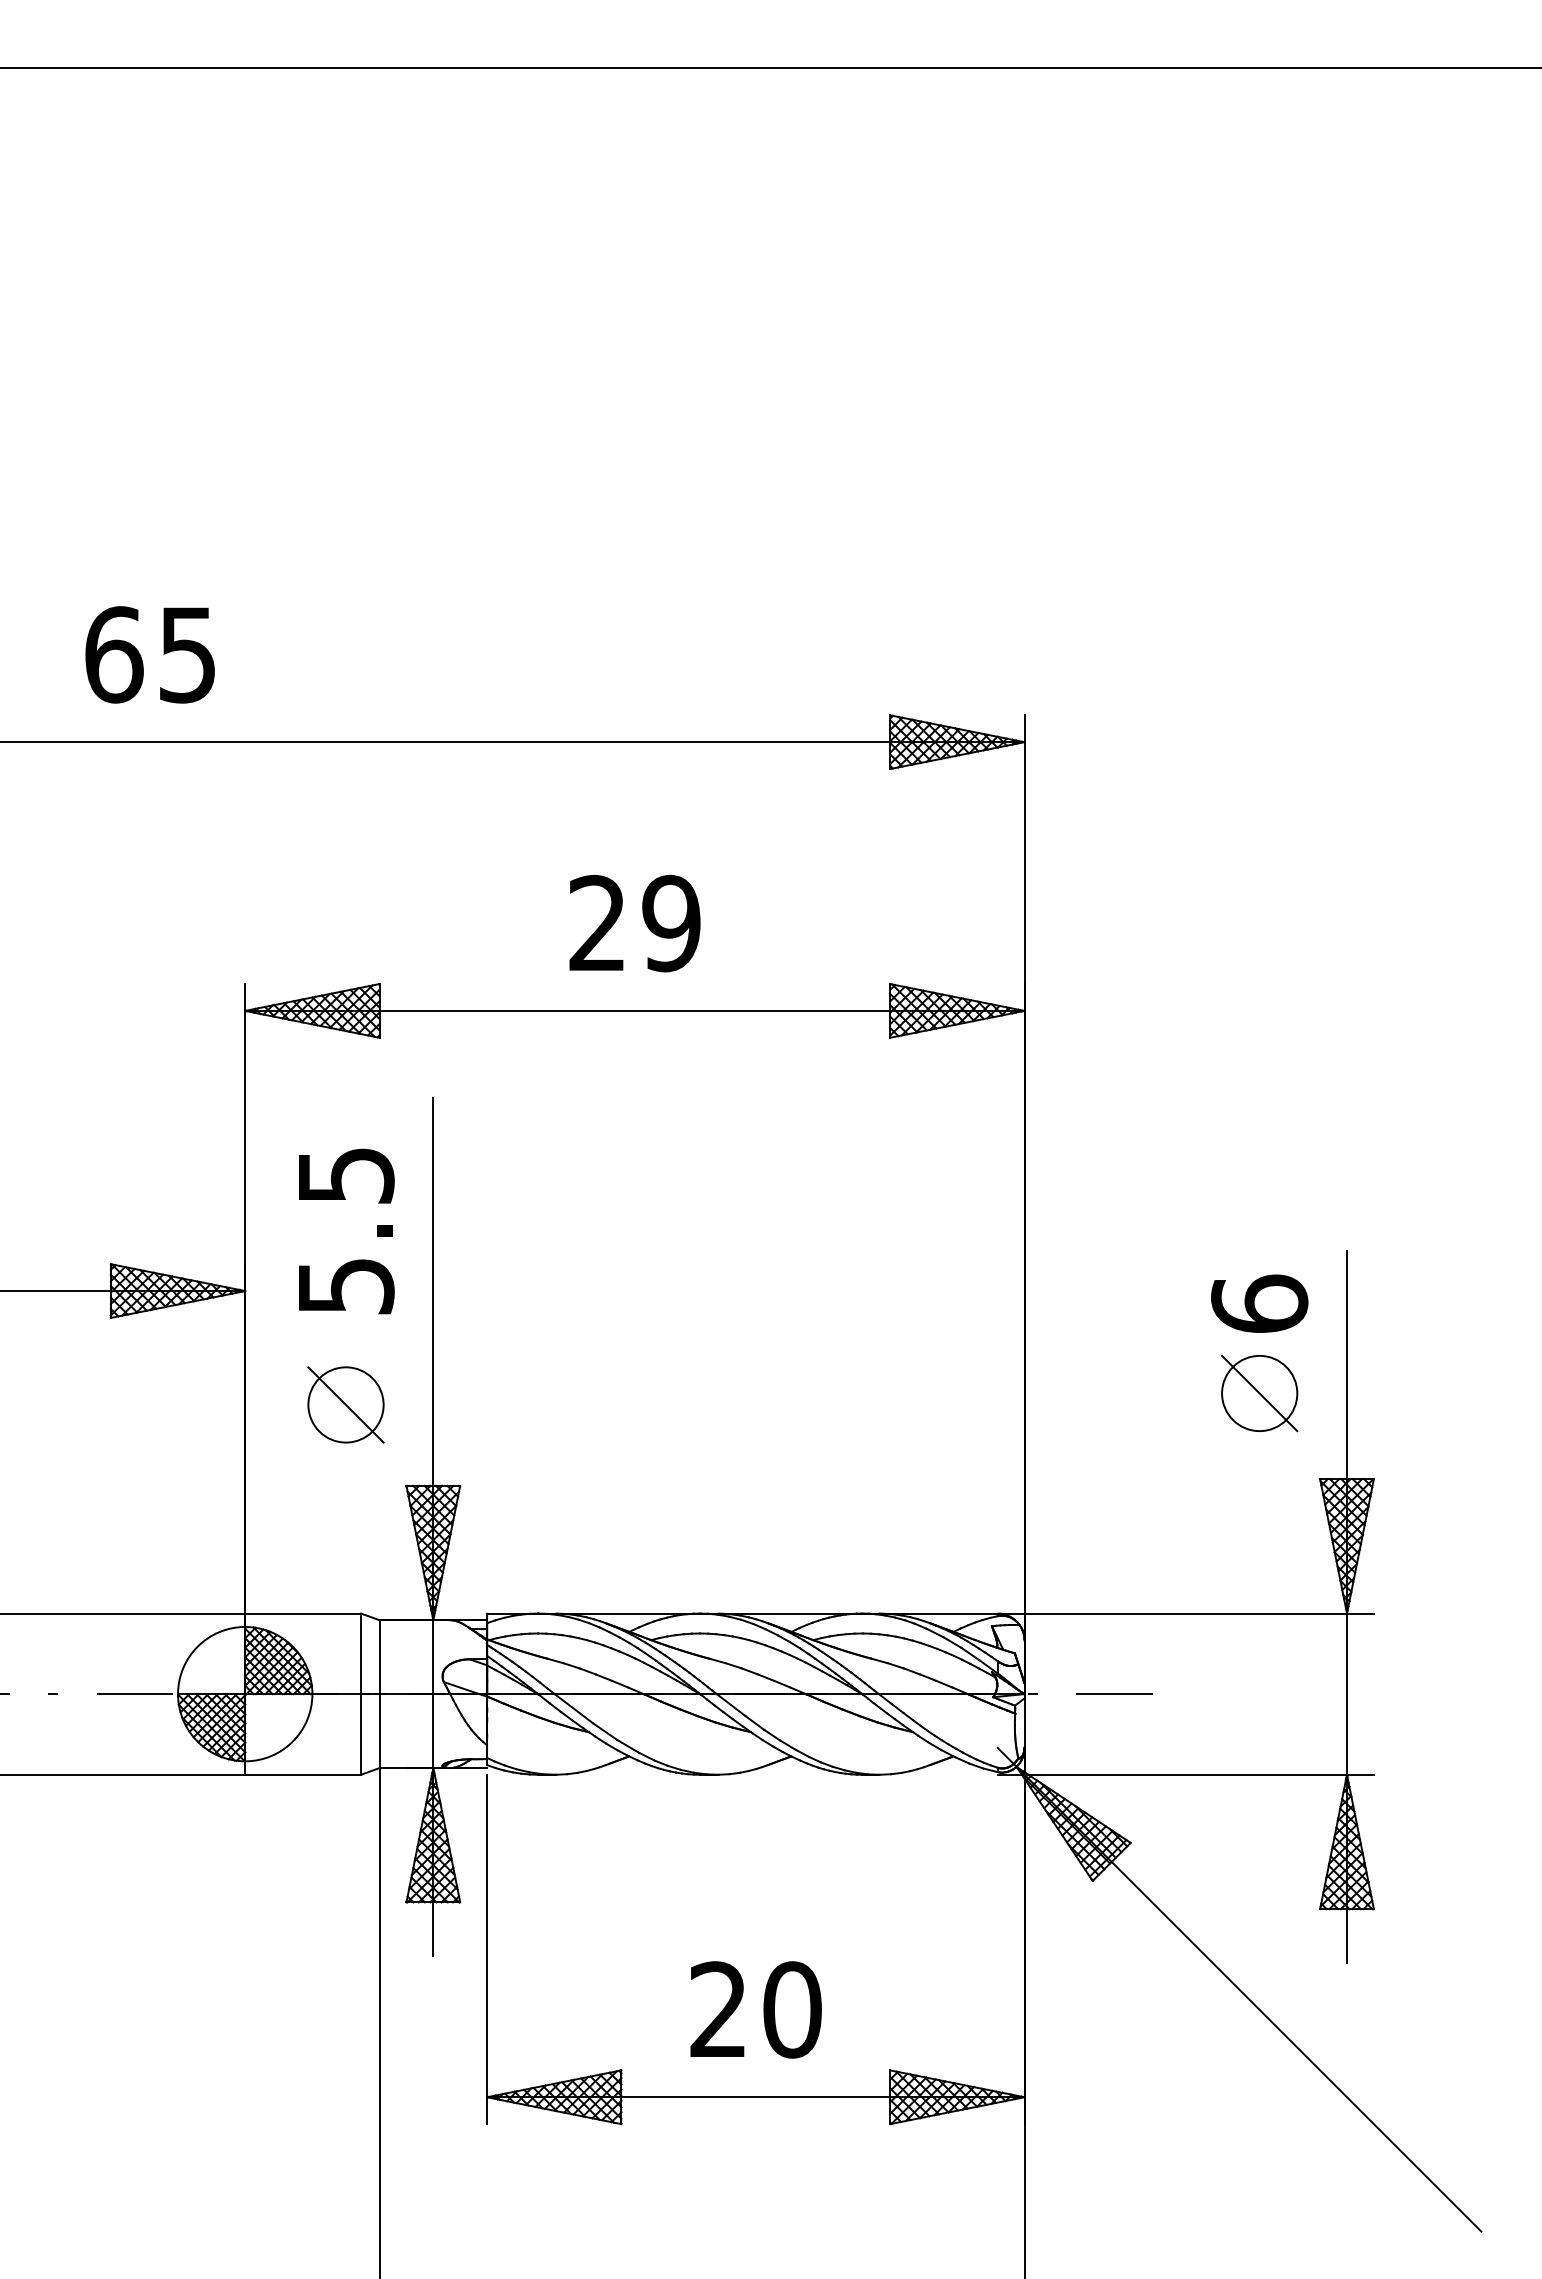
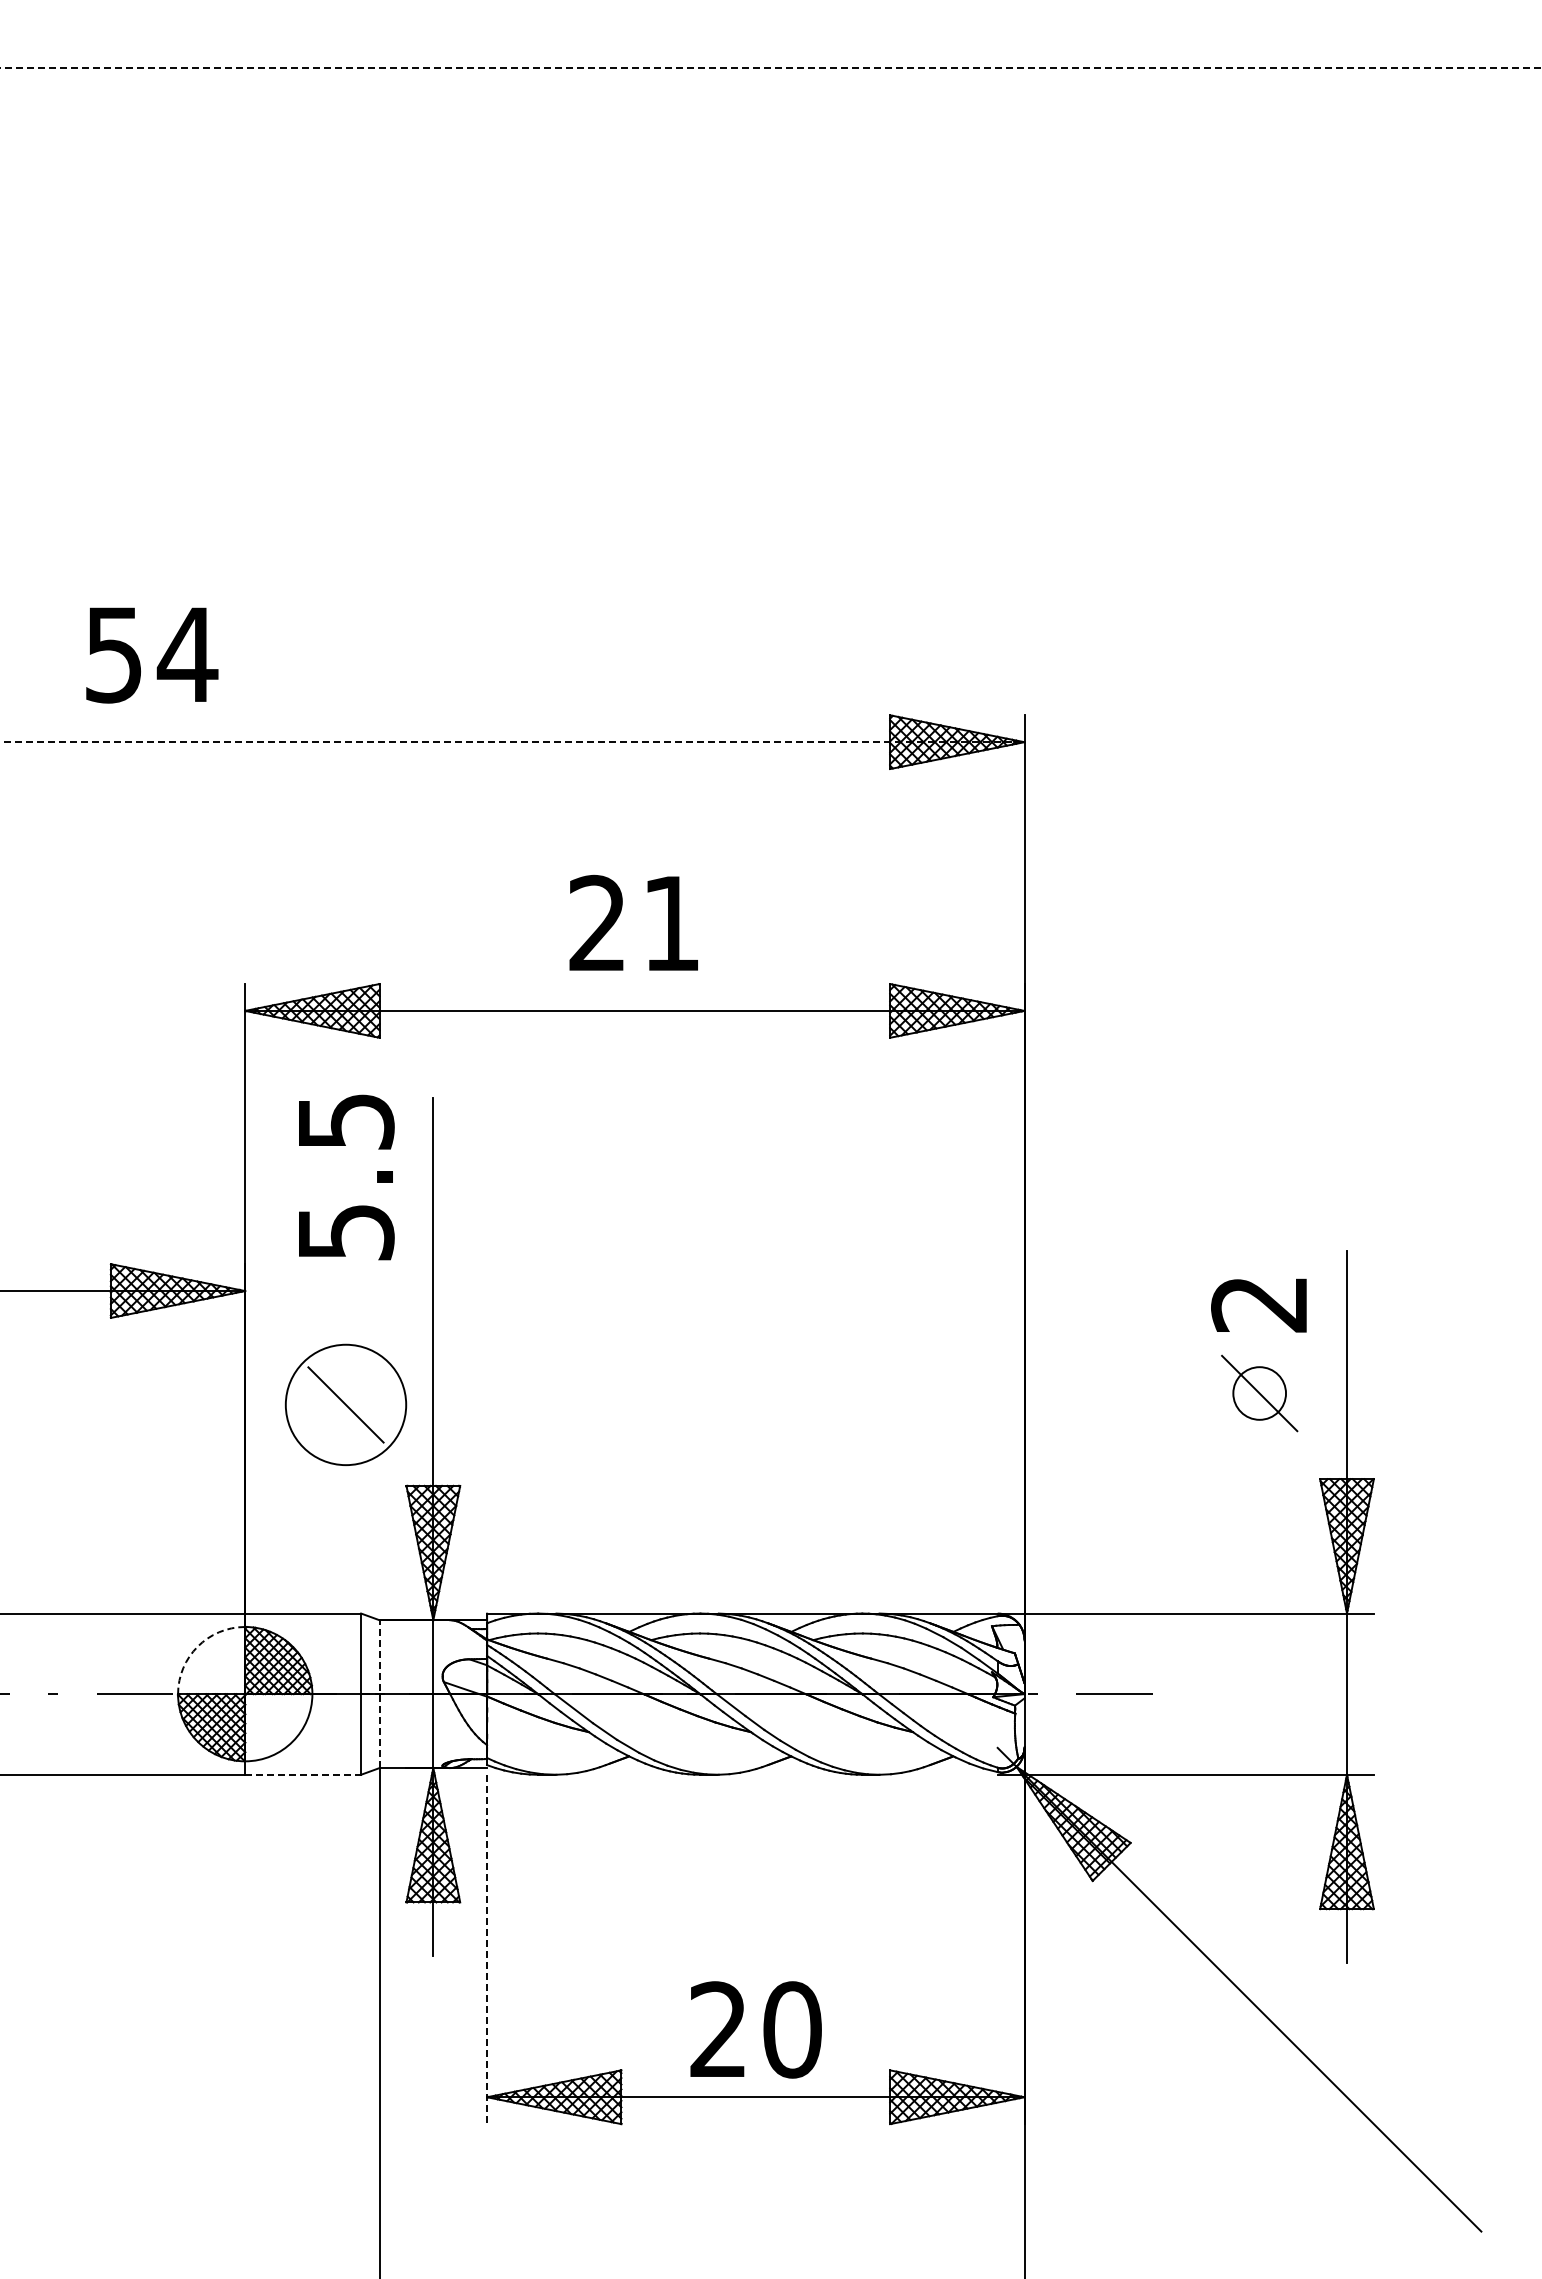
line: solid -> dashed (770, 68)
text: 65 -> 54 (151, 654)
line: solid -> dashed (512, 742)
text: 29 -> 21 (671, 923)
text position: (346, 1231) -> (346, 1177) (346, 1177)
text: 6 -> 2 (1259, 1303)
circle diameter: 75 px -> 53 px (1259, 1393)
circle diameter: 75 px -> 120 px (345, 1404)
arc: solid -> dashed (197, 1646)
line: solid -> dashed (379, 1694)
line: solid -> dashed (303, 1774)
line: solid -> dashed (487, 1949)
text position: (755, 2009) -> (755, 2029) (755, 2029)
